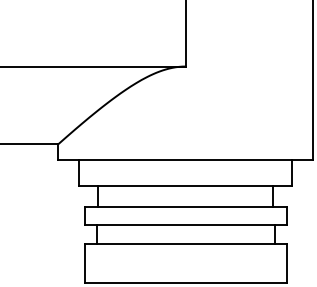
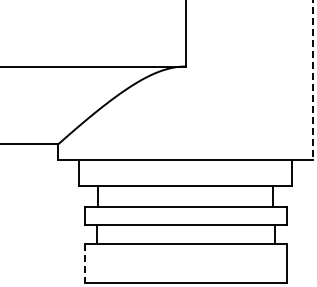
line: solid -> dashed (313, 80)
line: solid -> dashed (84, 264)
